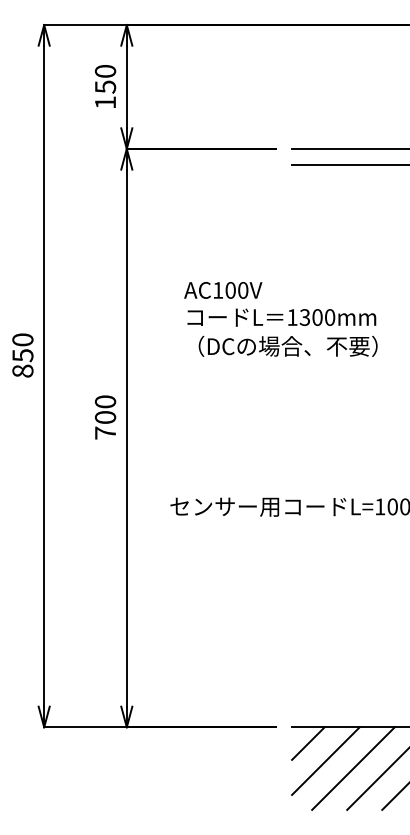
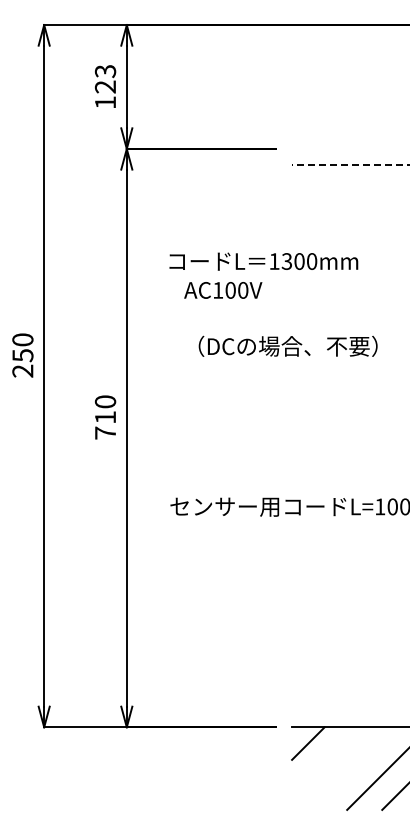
text: 150 -> 123 (105, 79)
line: present -> none (349, 148)
line: solid -> dashed (350, 165)
text position: (281, 317) -> (263, 261) (263, 261)
text: 850 -> 250 (22, 370)
text: 700 -> 710 (105, 417)
line: present -> none (325, 760)
line: present -> none (353, 768)
